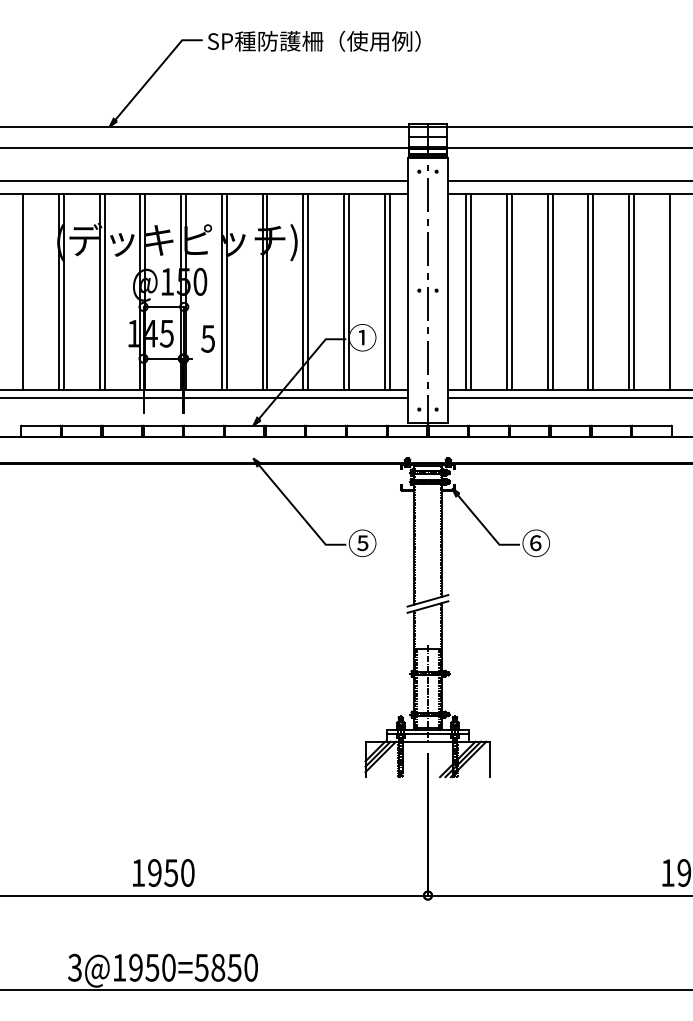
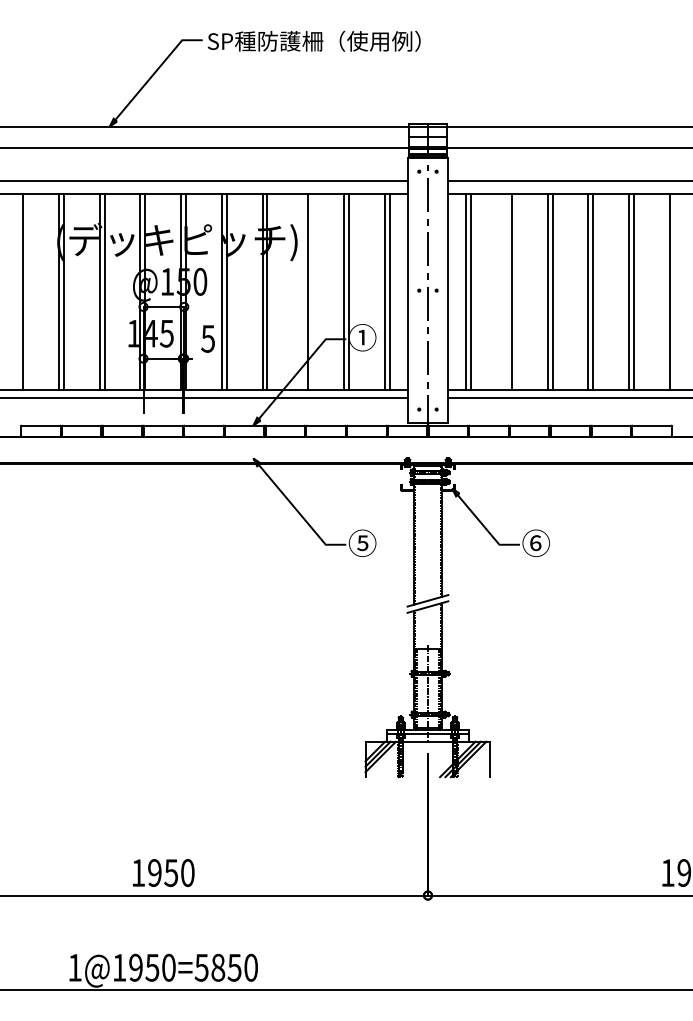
line: present -> none (303, 291)
line: present -> none (506, 291)
text: 3@1950=5850 -> 1@1950=5850 (74, 967)
